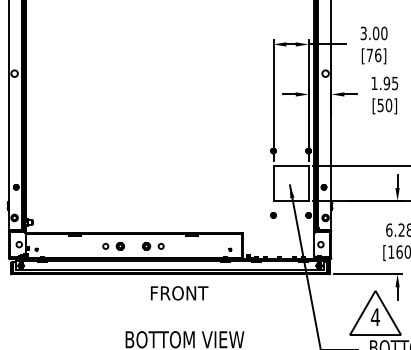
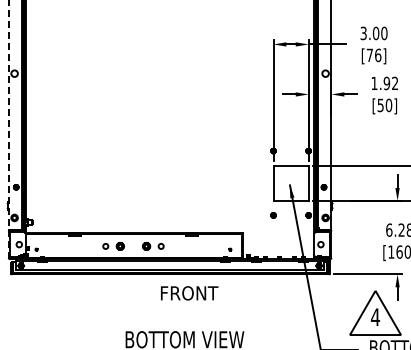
text: 1.95 -> 1.92 (395, 83)
line: solid -> dashed (8, 129)
text position: (179, 293) -> (189, 293) (189, 293)
